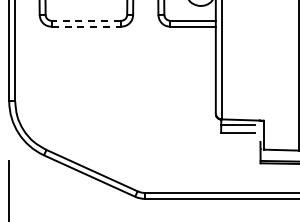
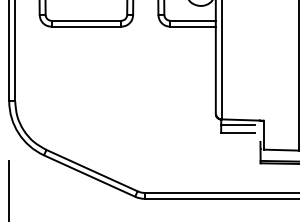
line: dashed -> solid (86, 20)
line: dashed -> solid (86, 26)
